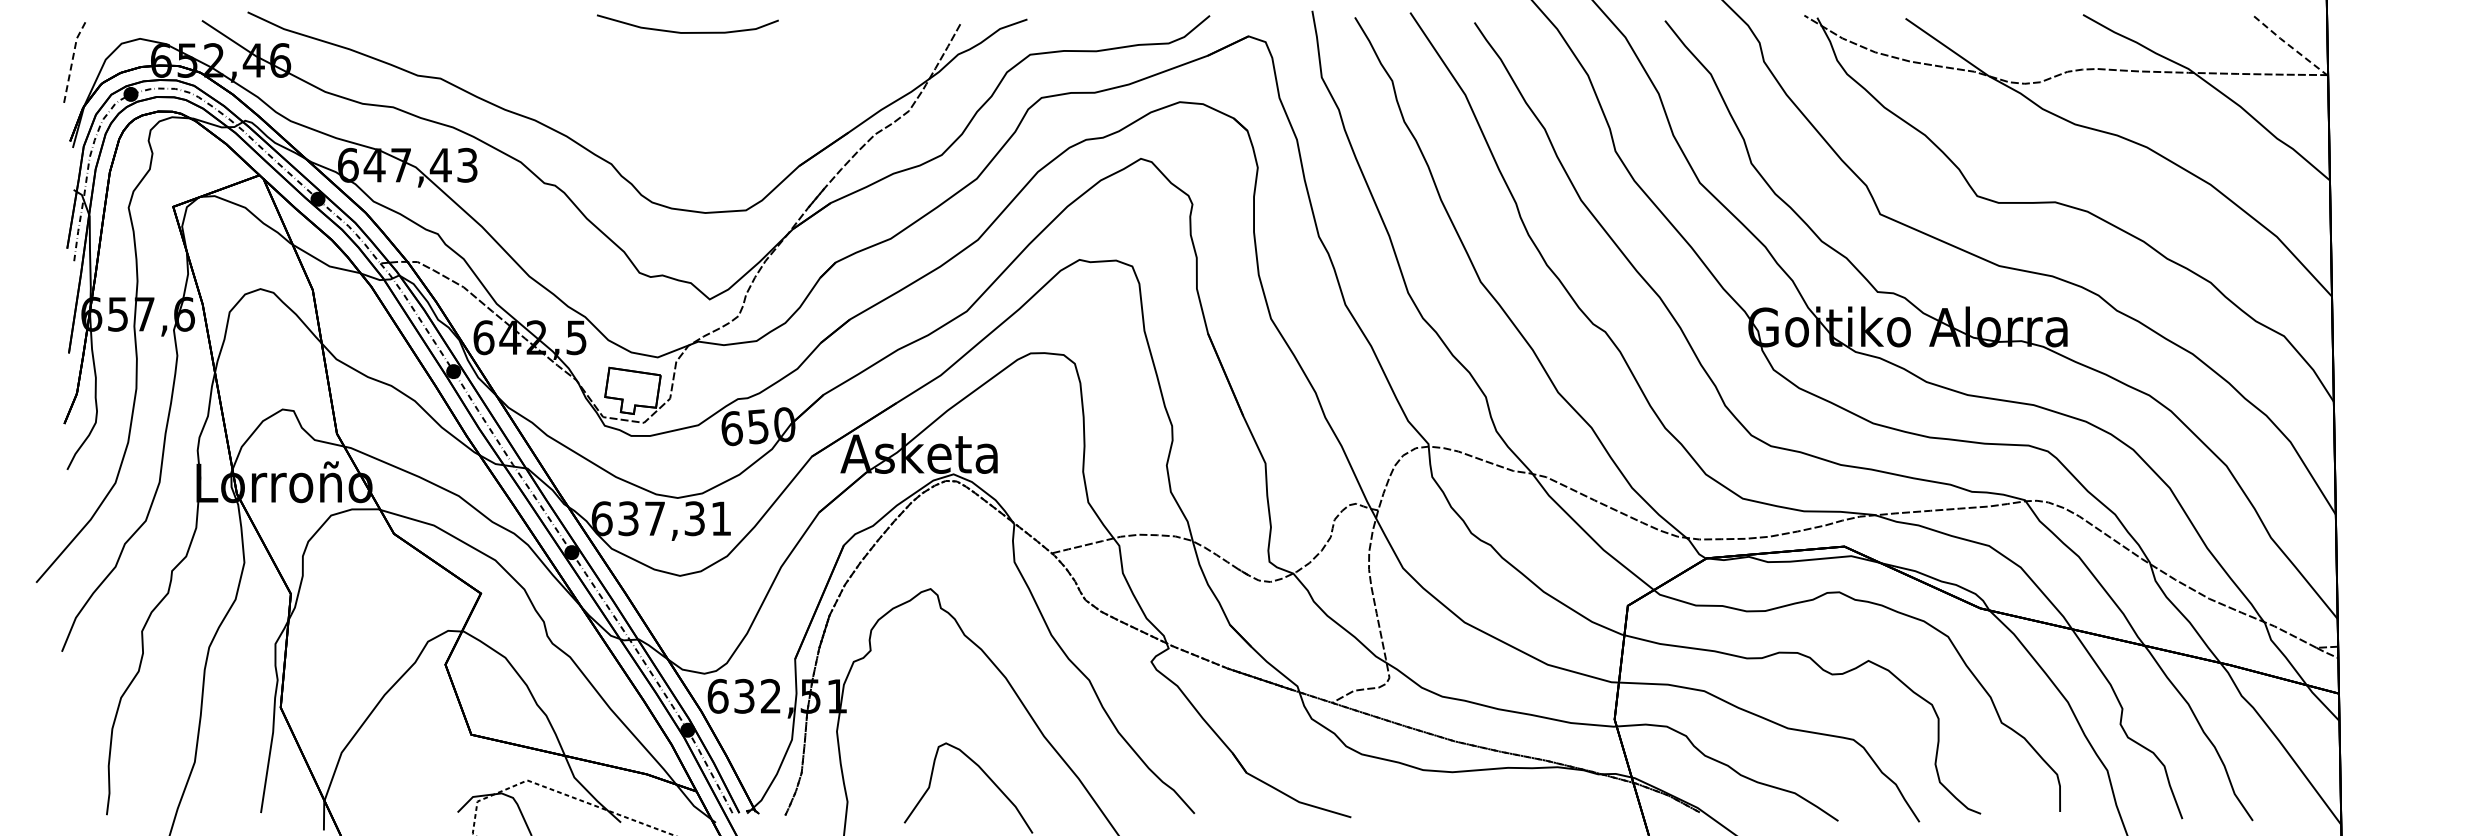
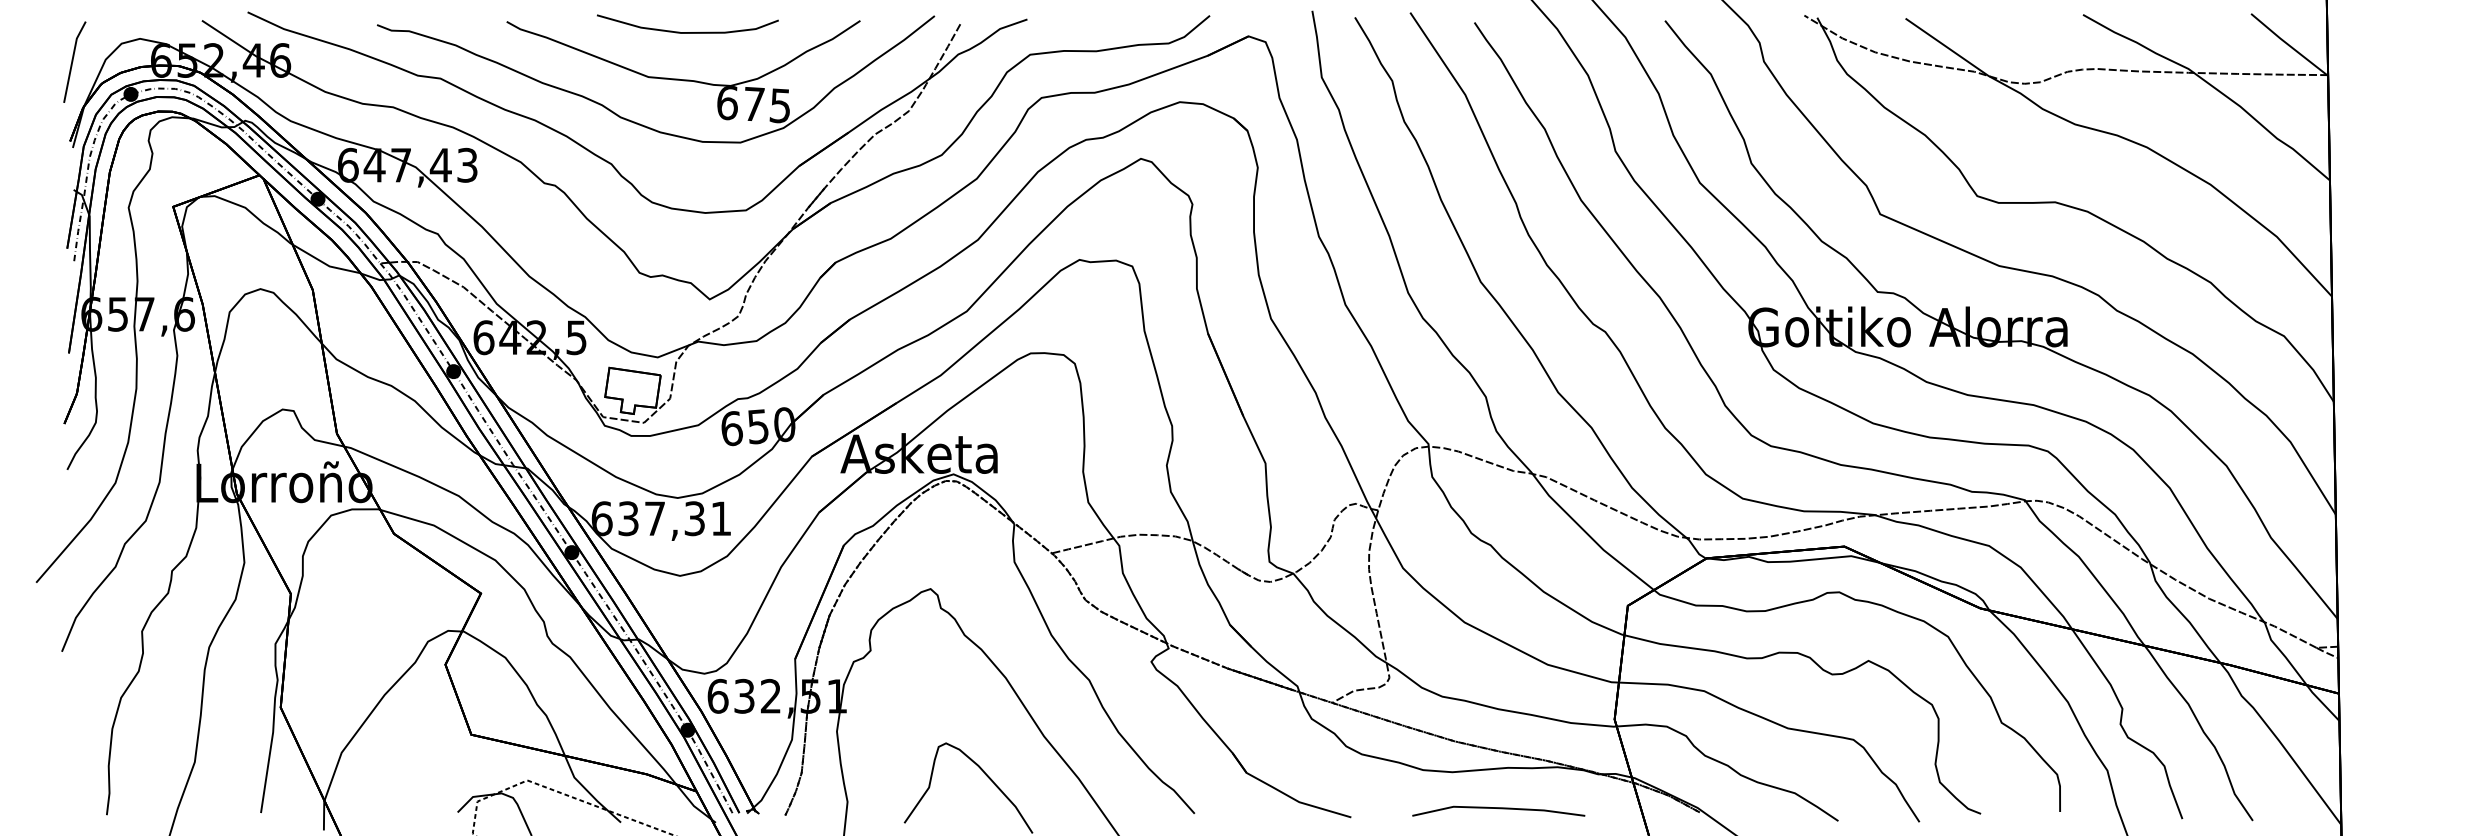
line: dashed -> solid (2288, 44)
line: dashed -> solid (72, 60)
part: none -> present (656, 79)
line: none -> present (1499, 809)
